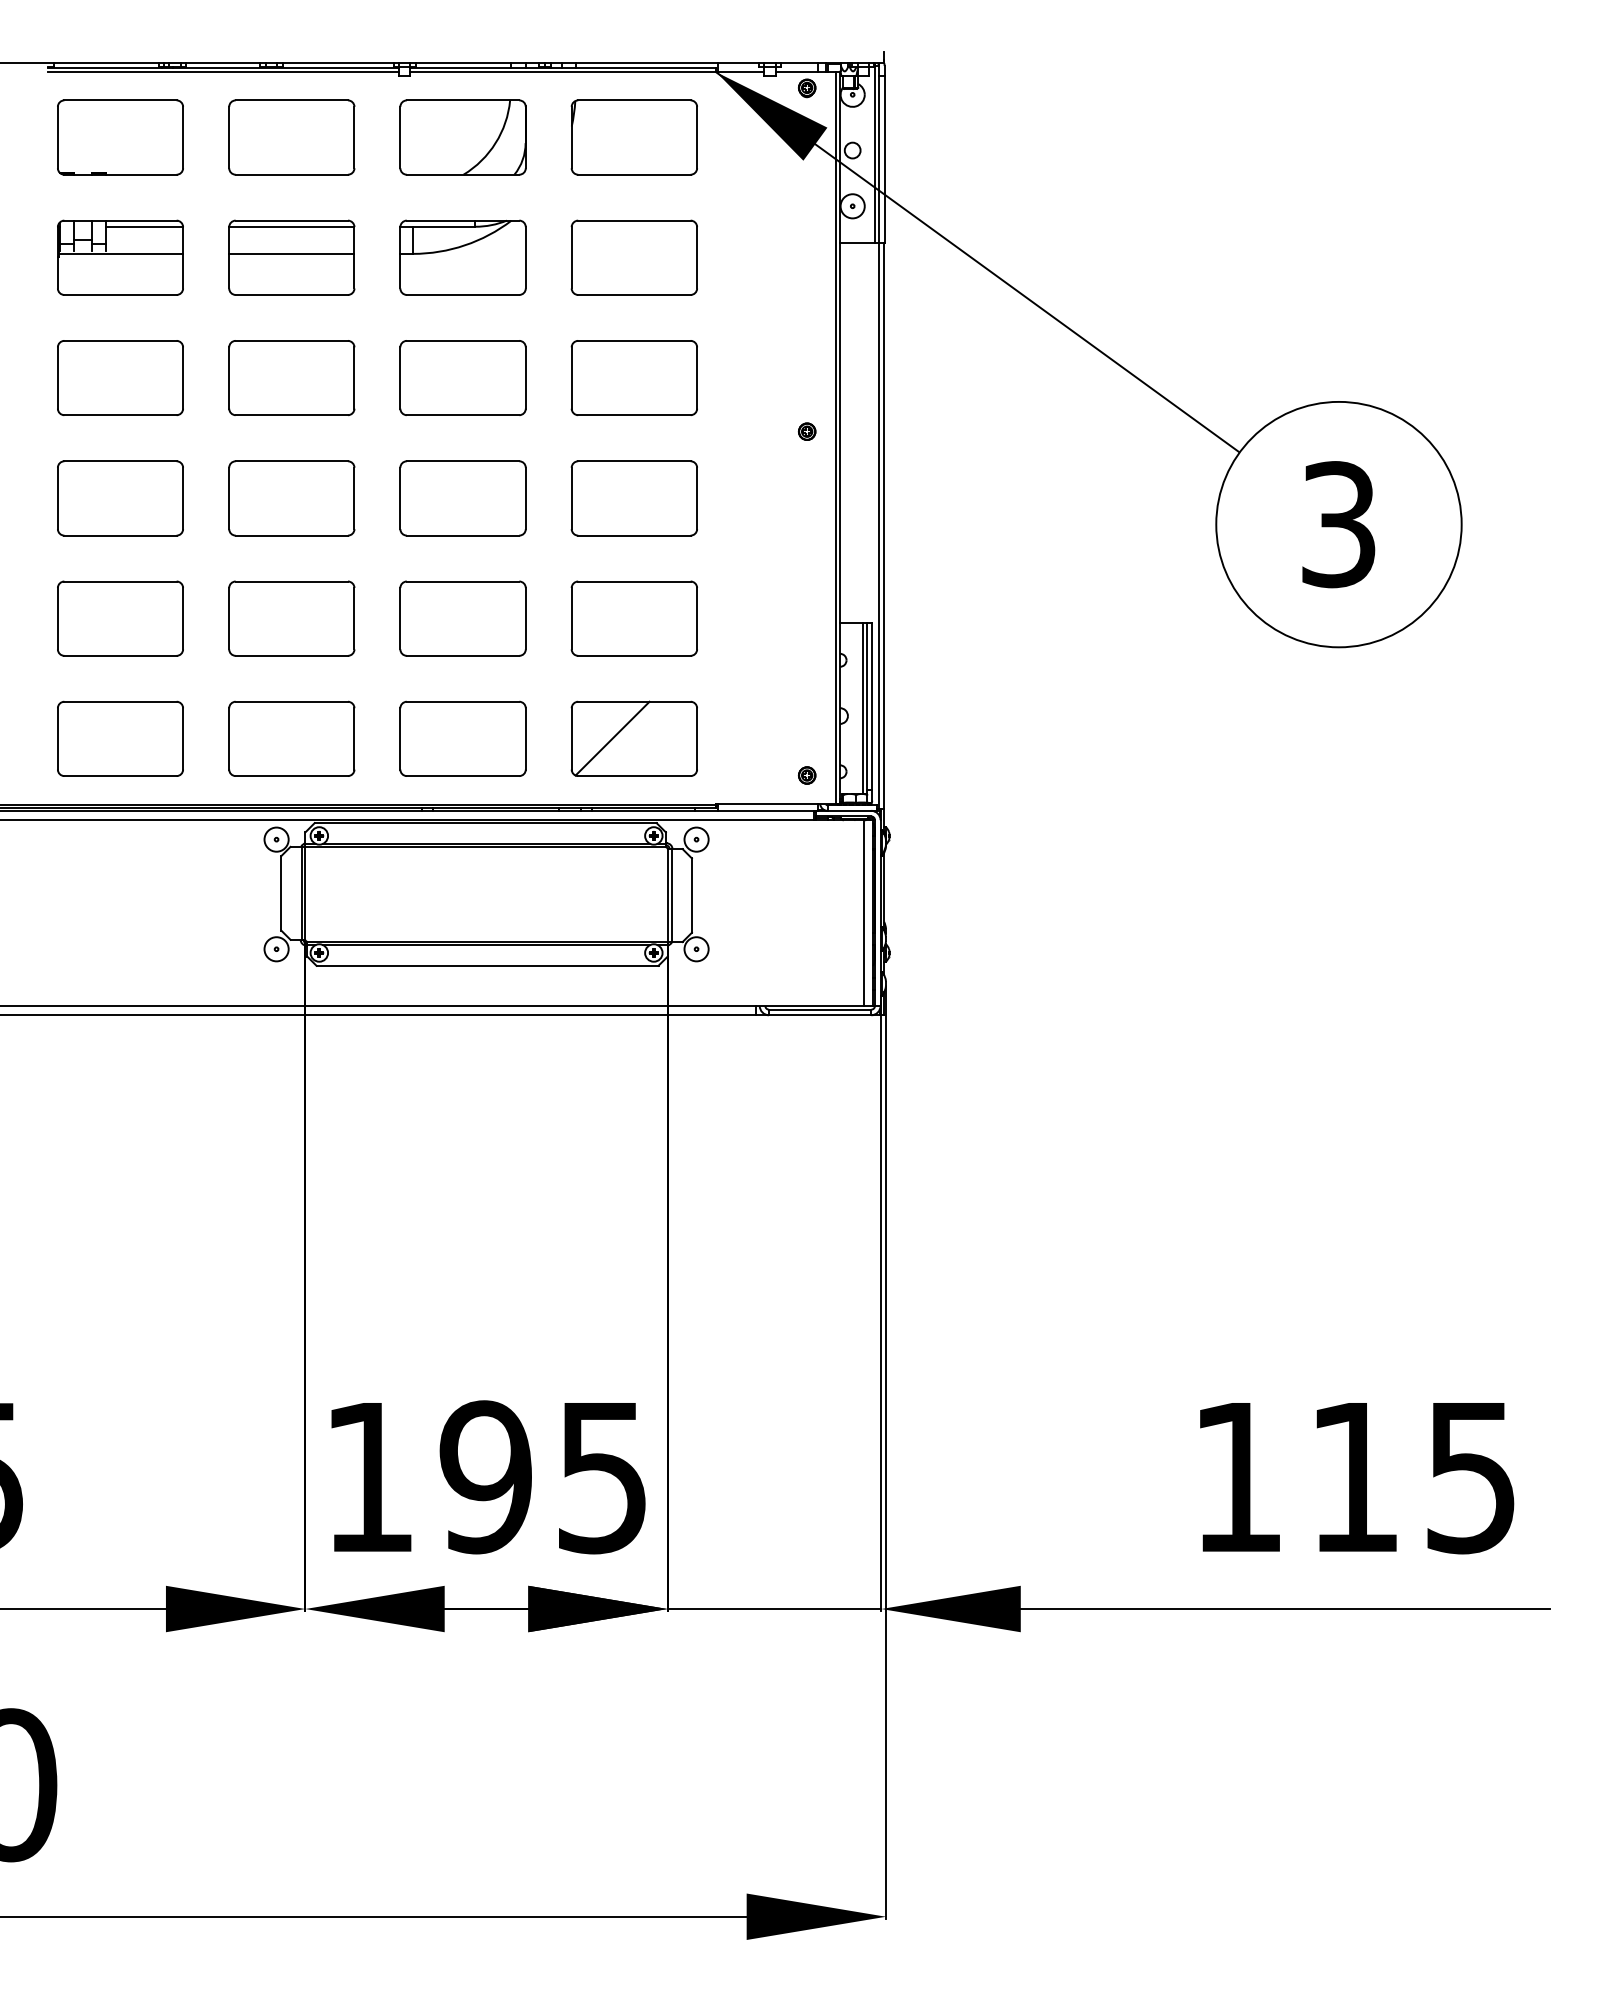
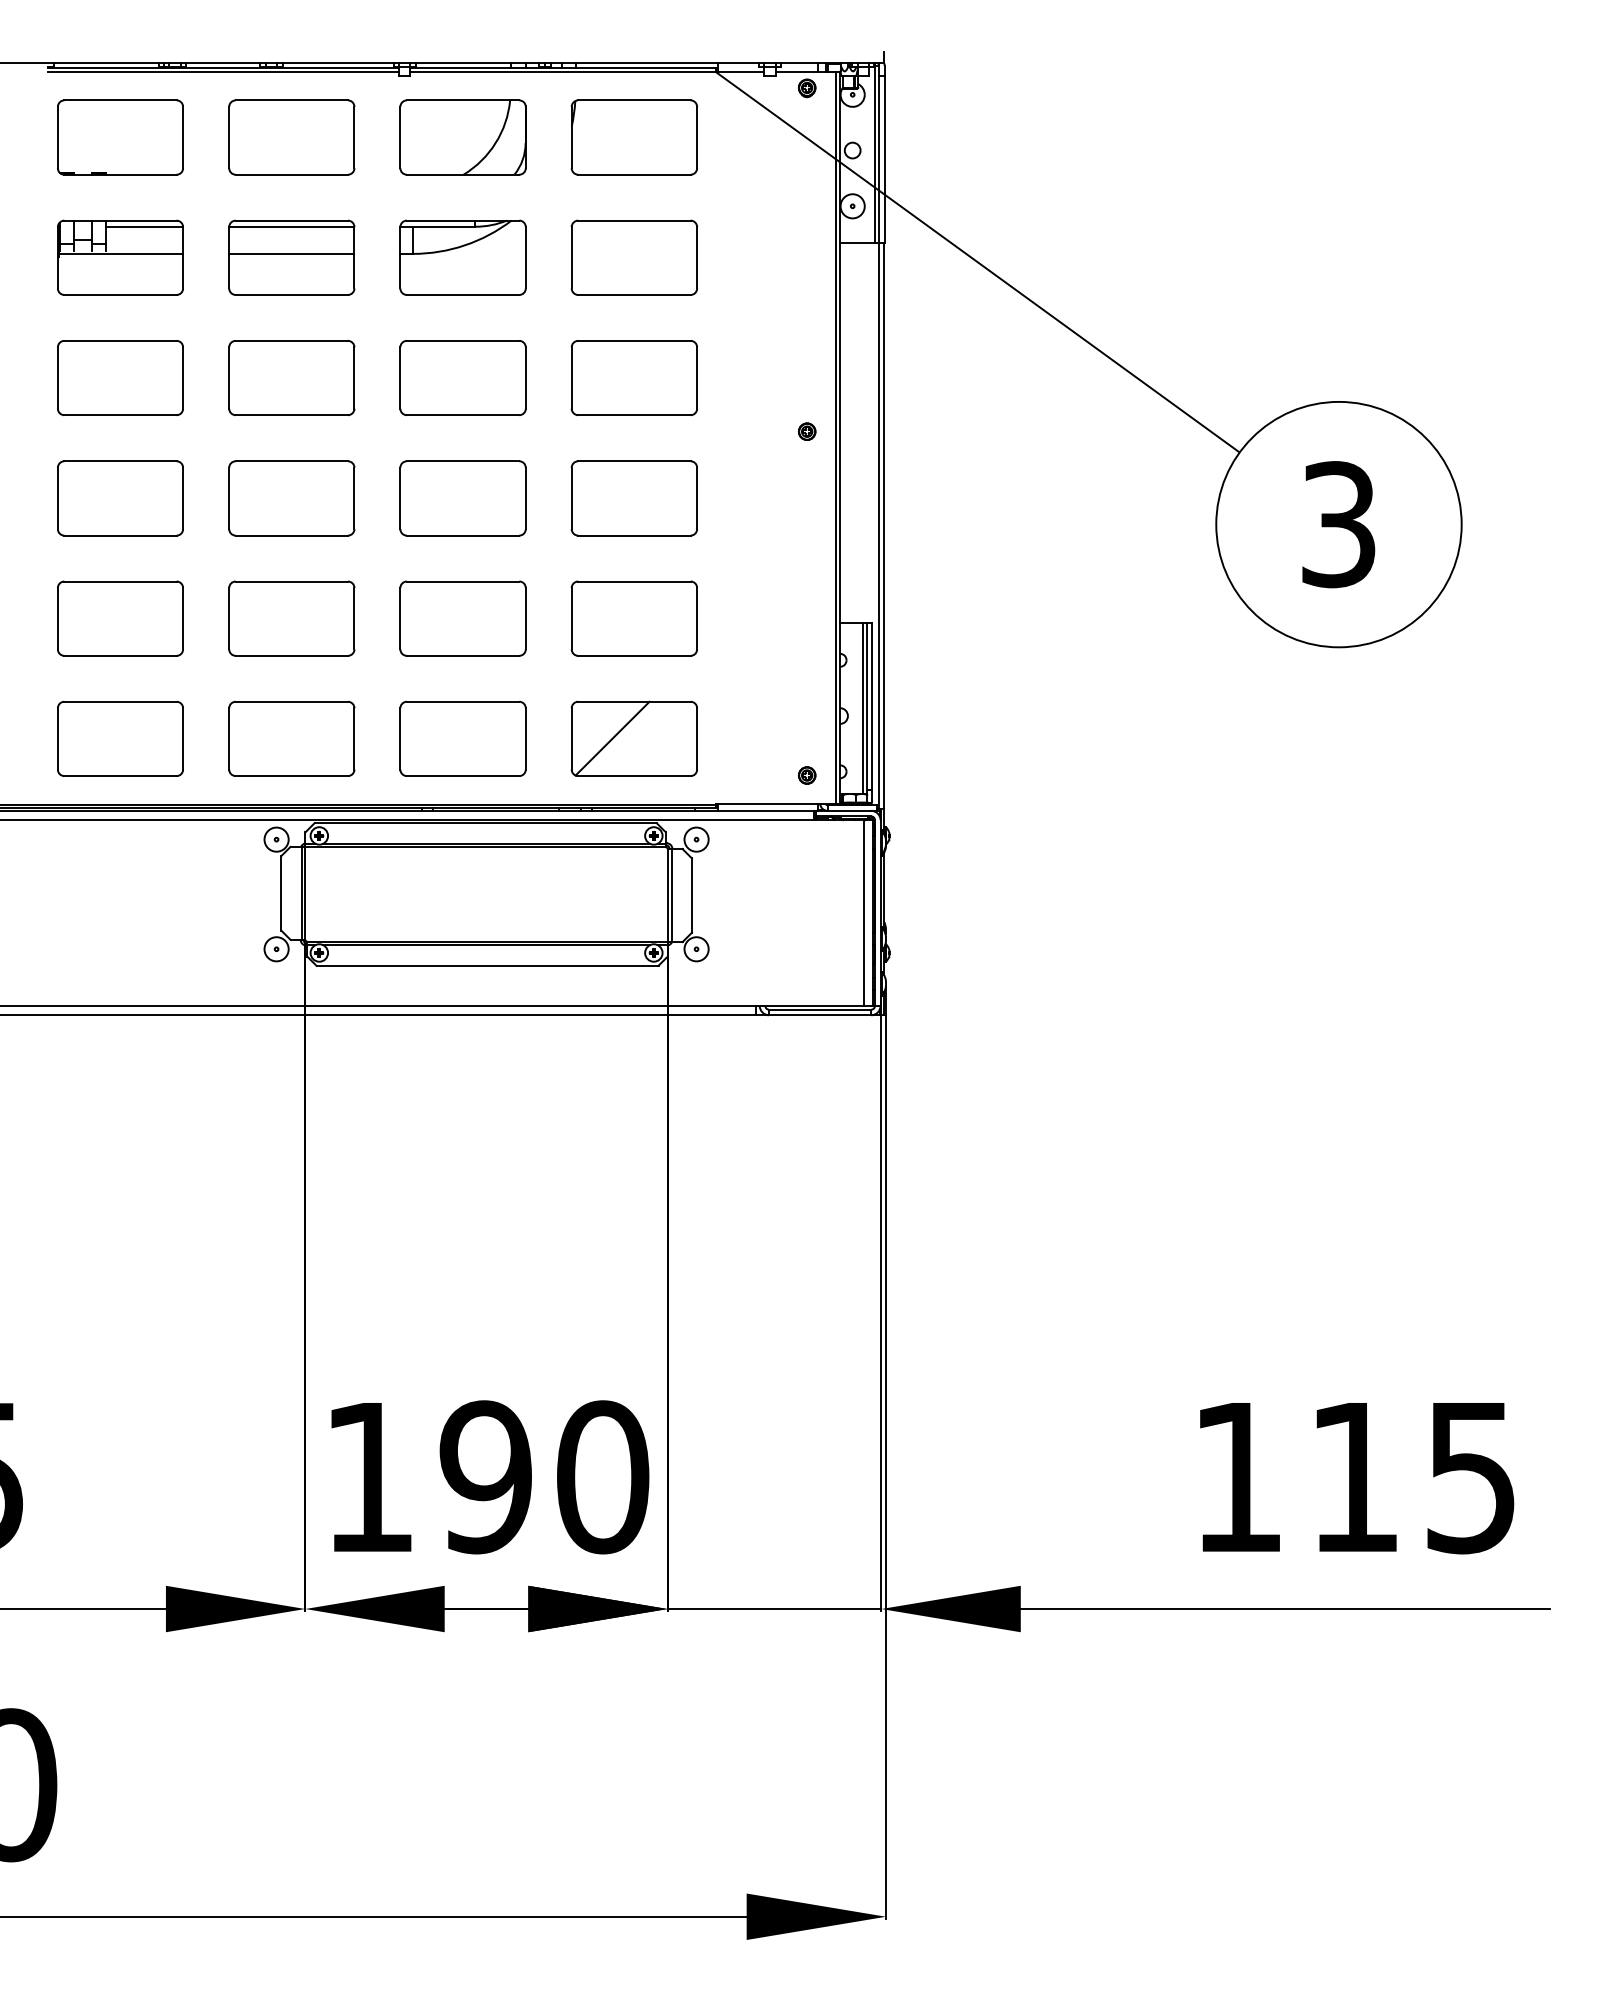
fill: present -> none (771, 116)
text: 195 -> 190 (603, 1477)
